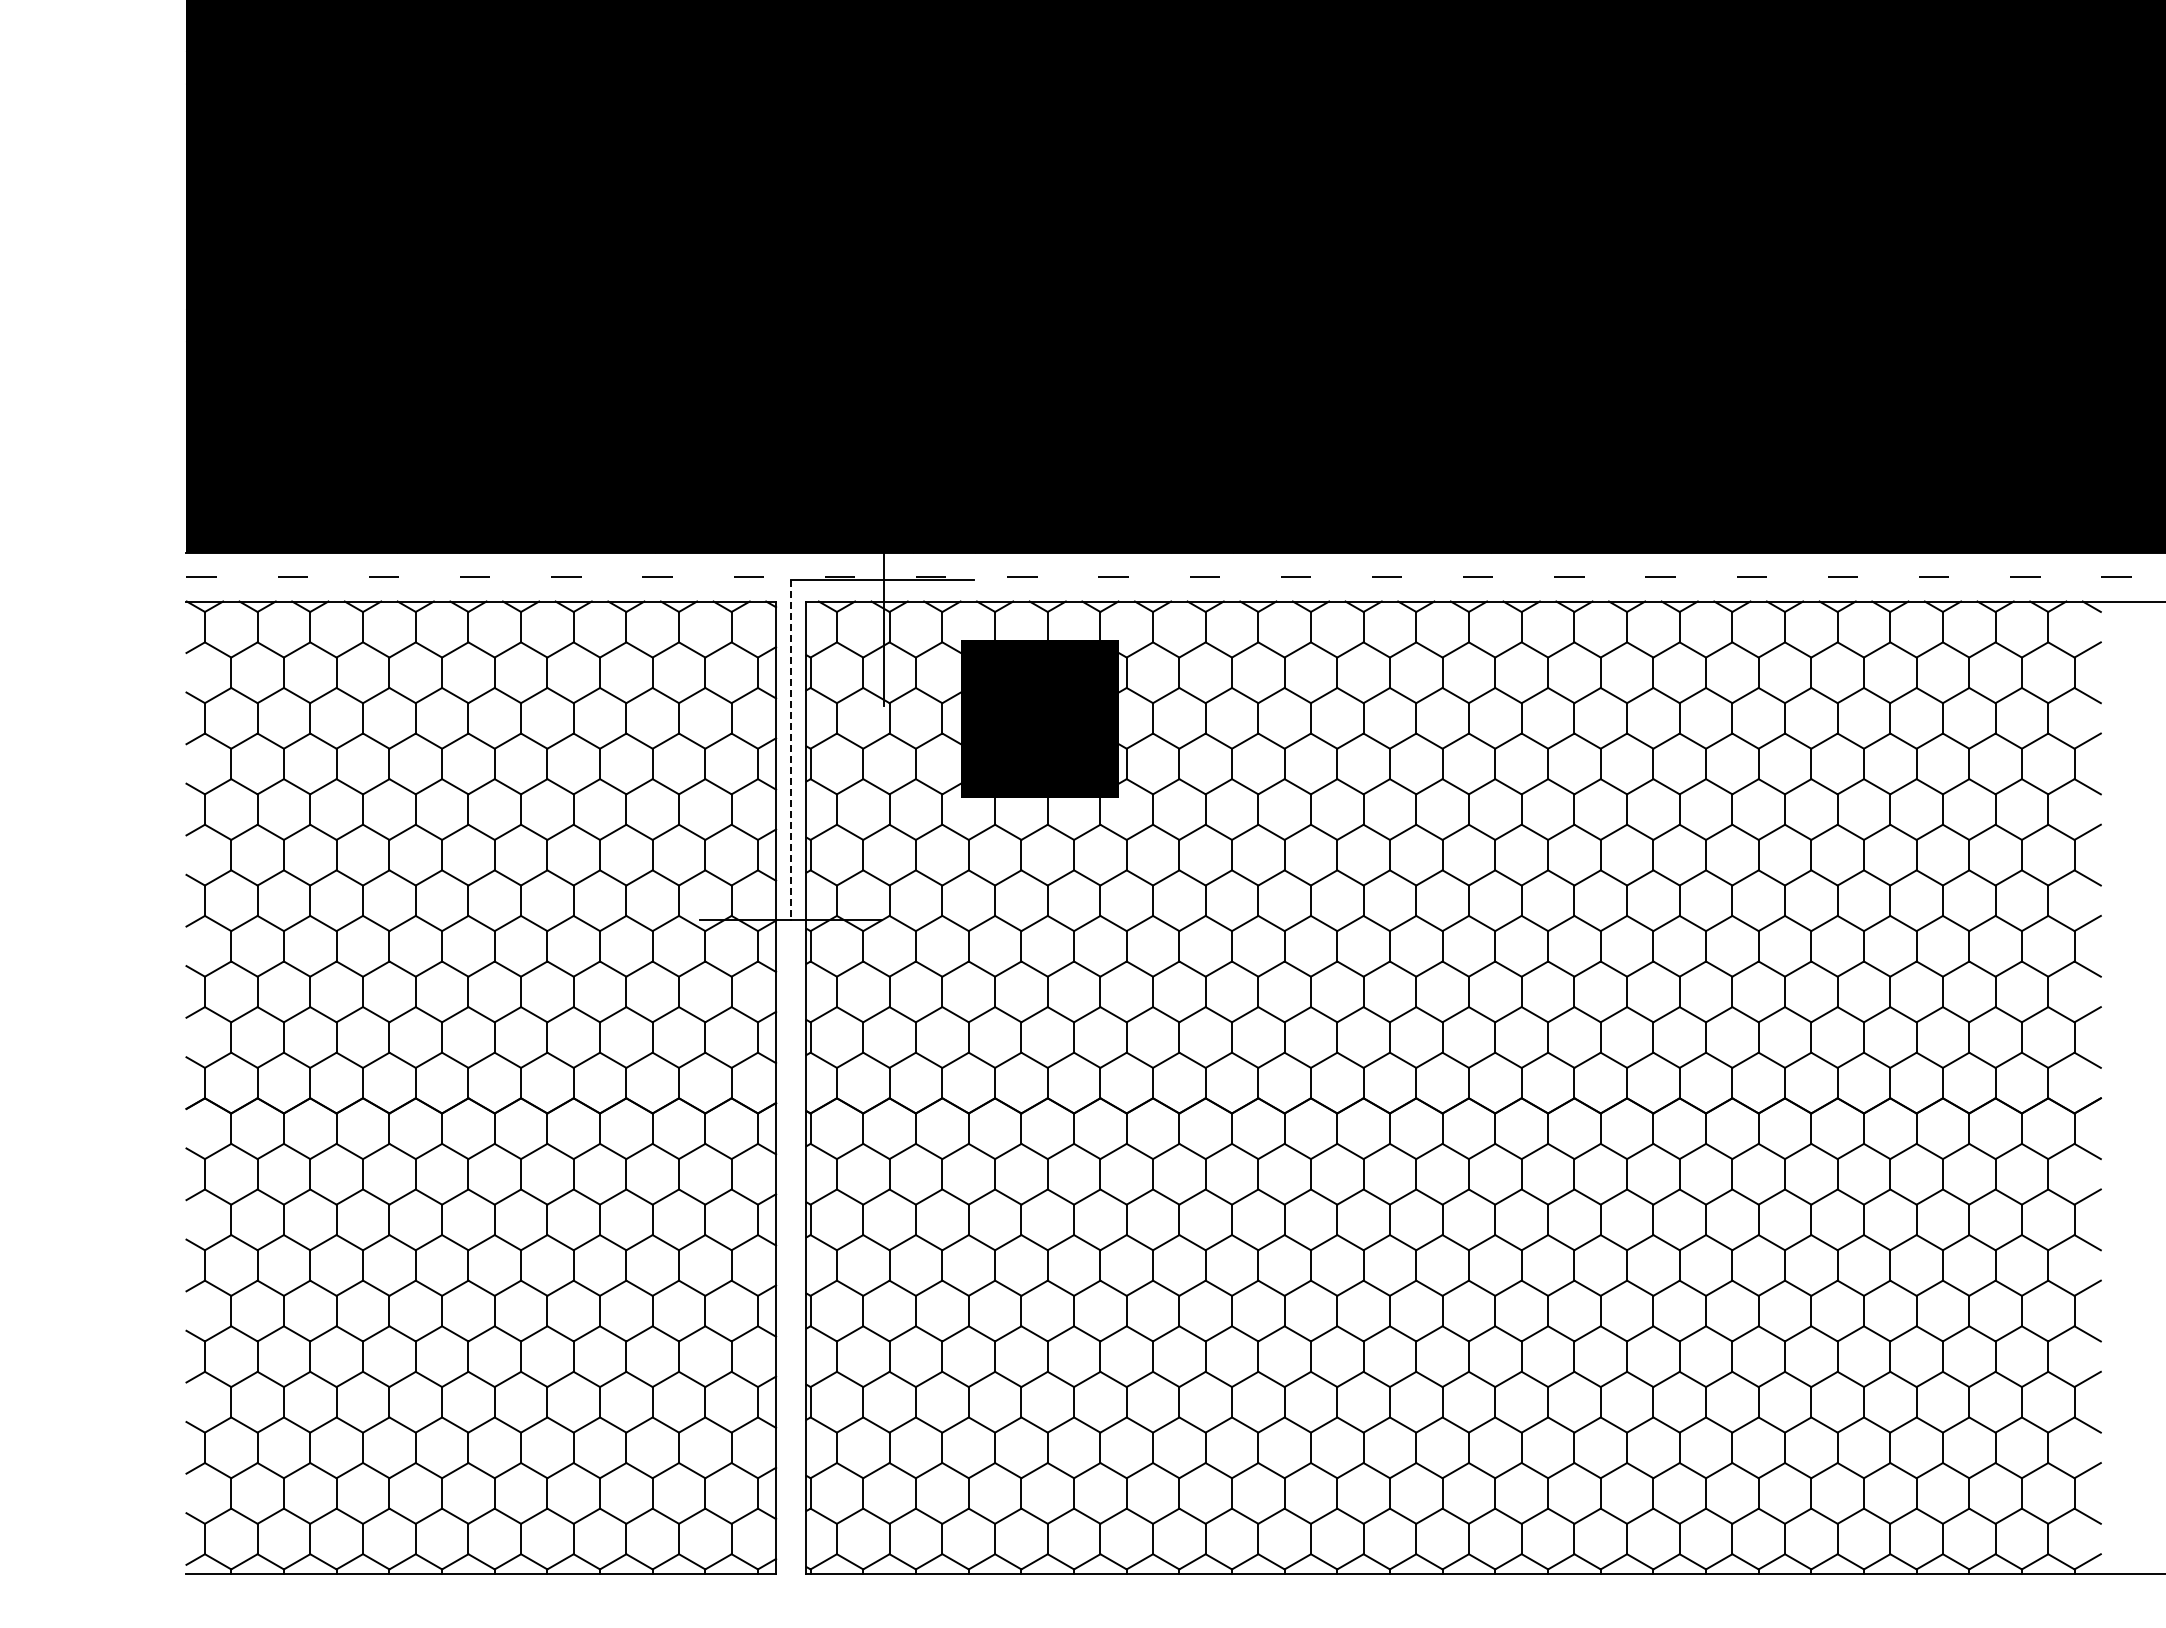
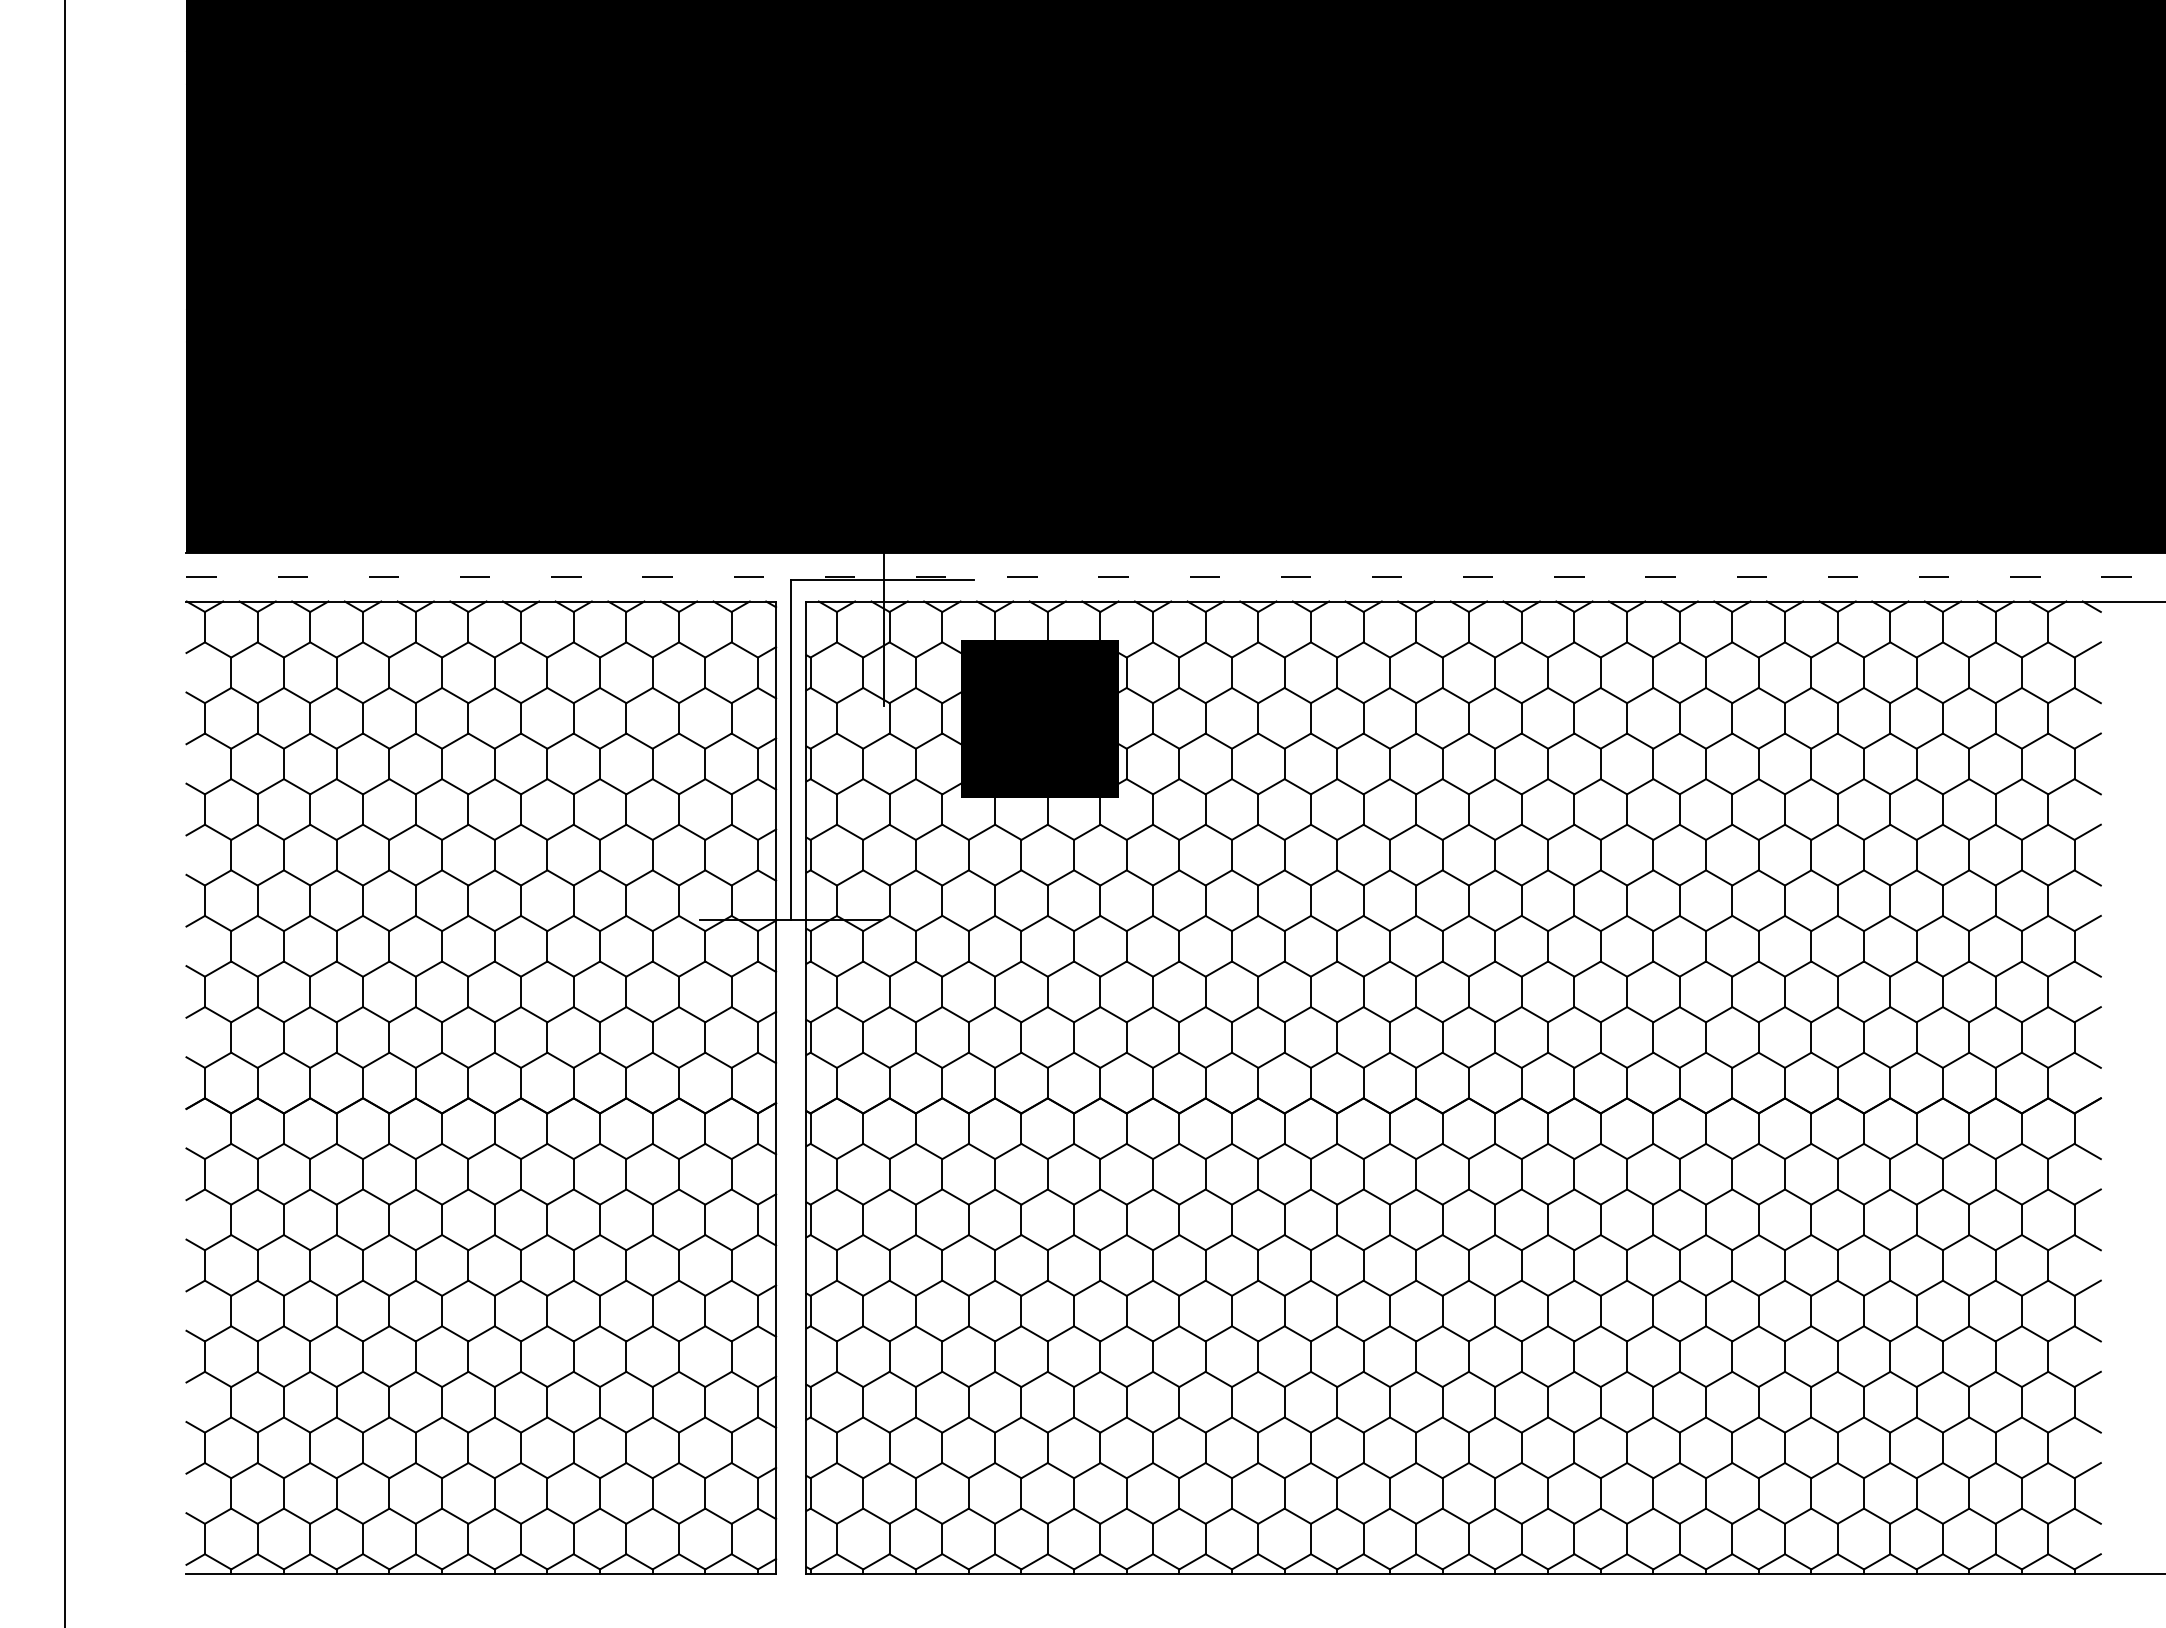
line: dashed -> solid (791, 750)
line: none -> present (64, 813)
